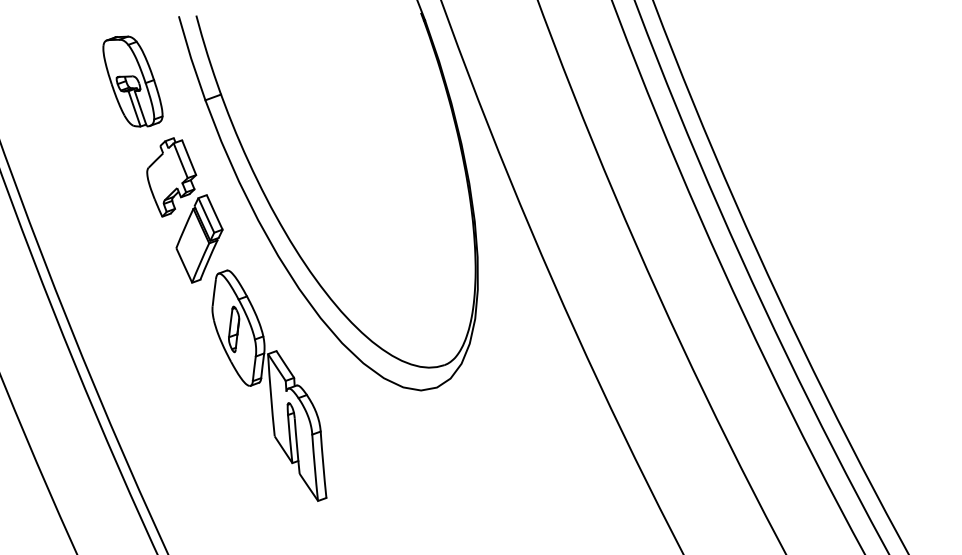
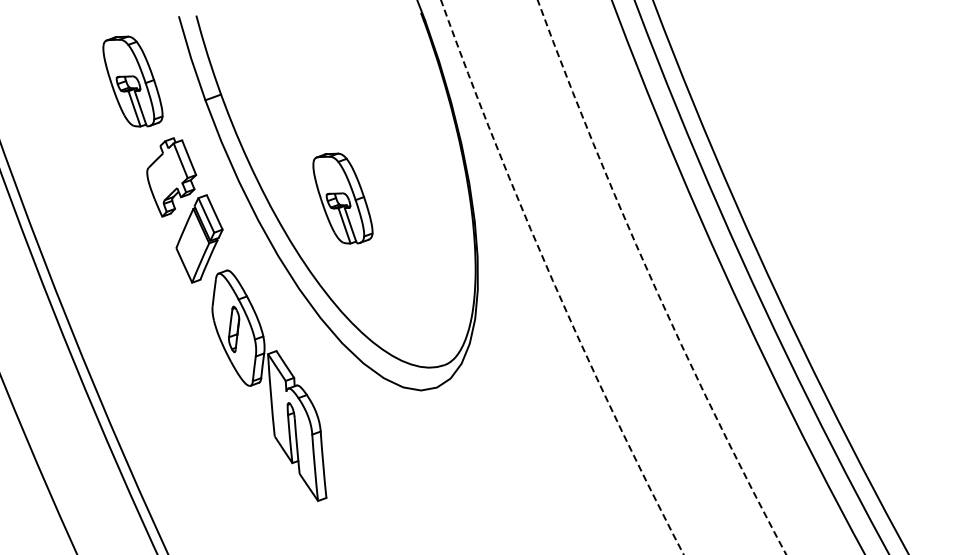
part: none -> present (342, 198)
circle: solid -> dashed (562, 277)
circle: solid -> dashed (661, 277)
